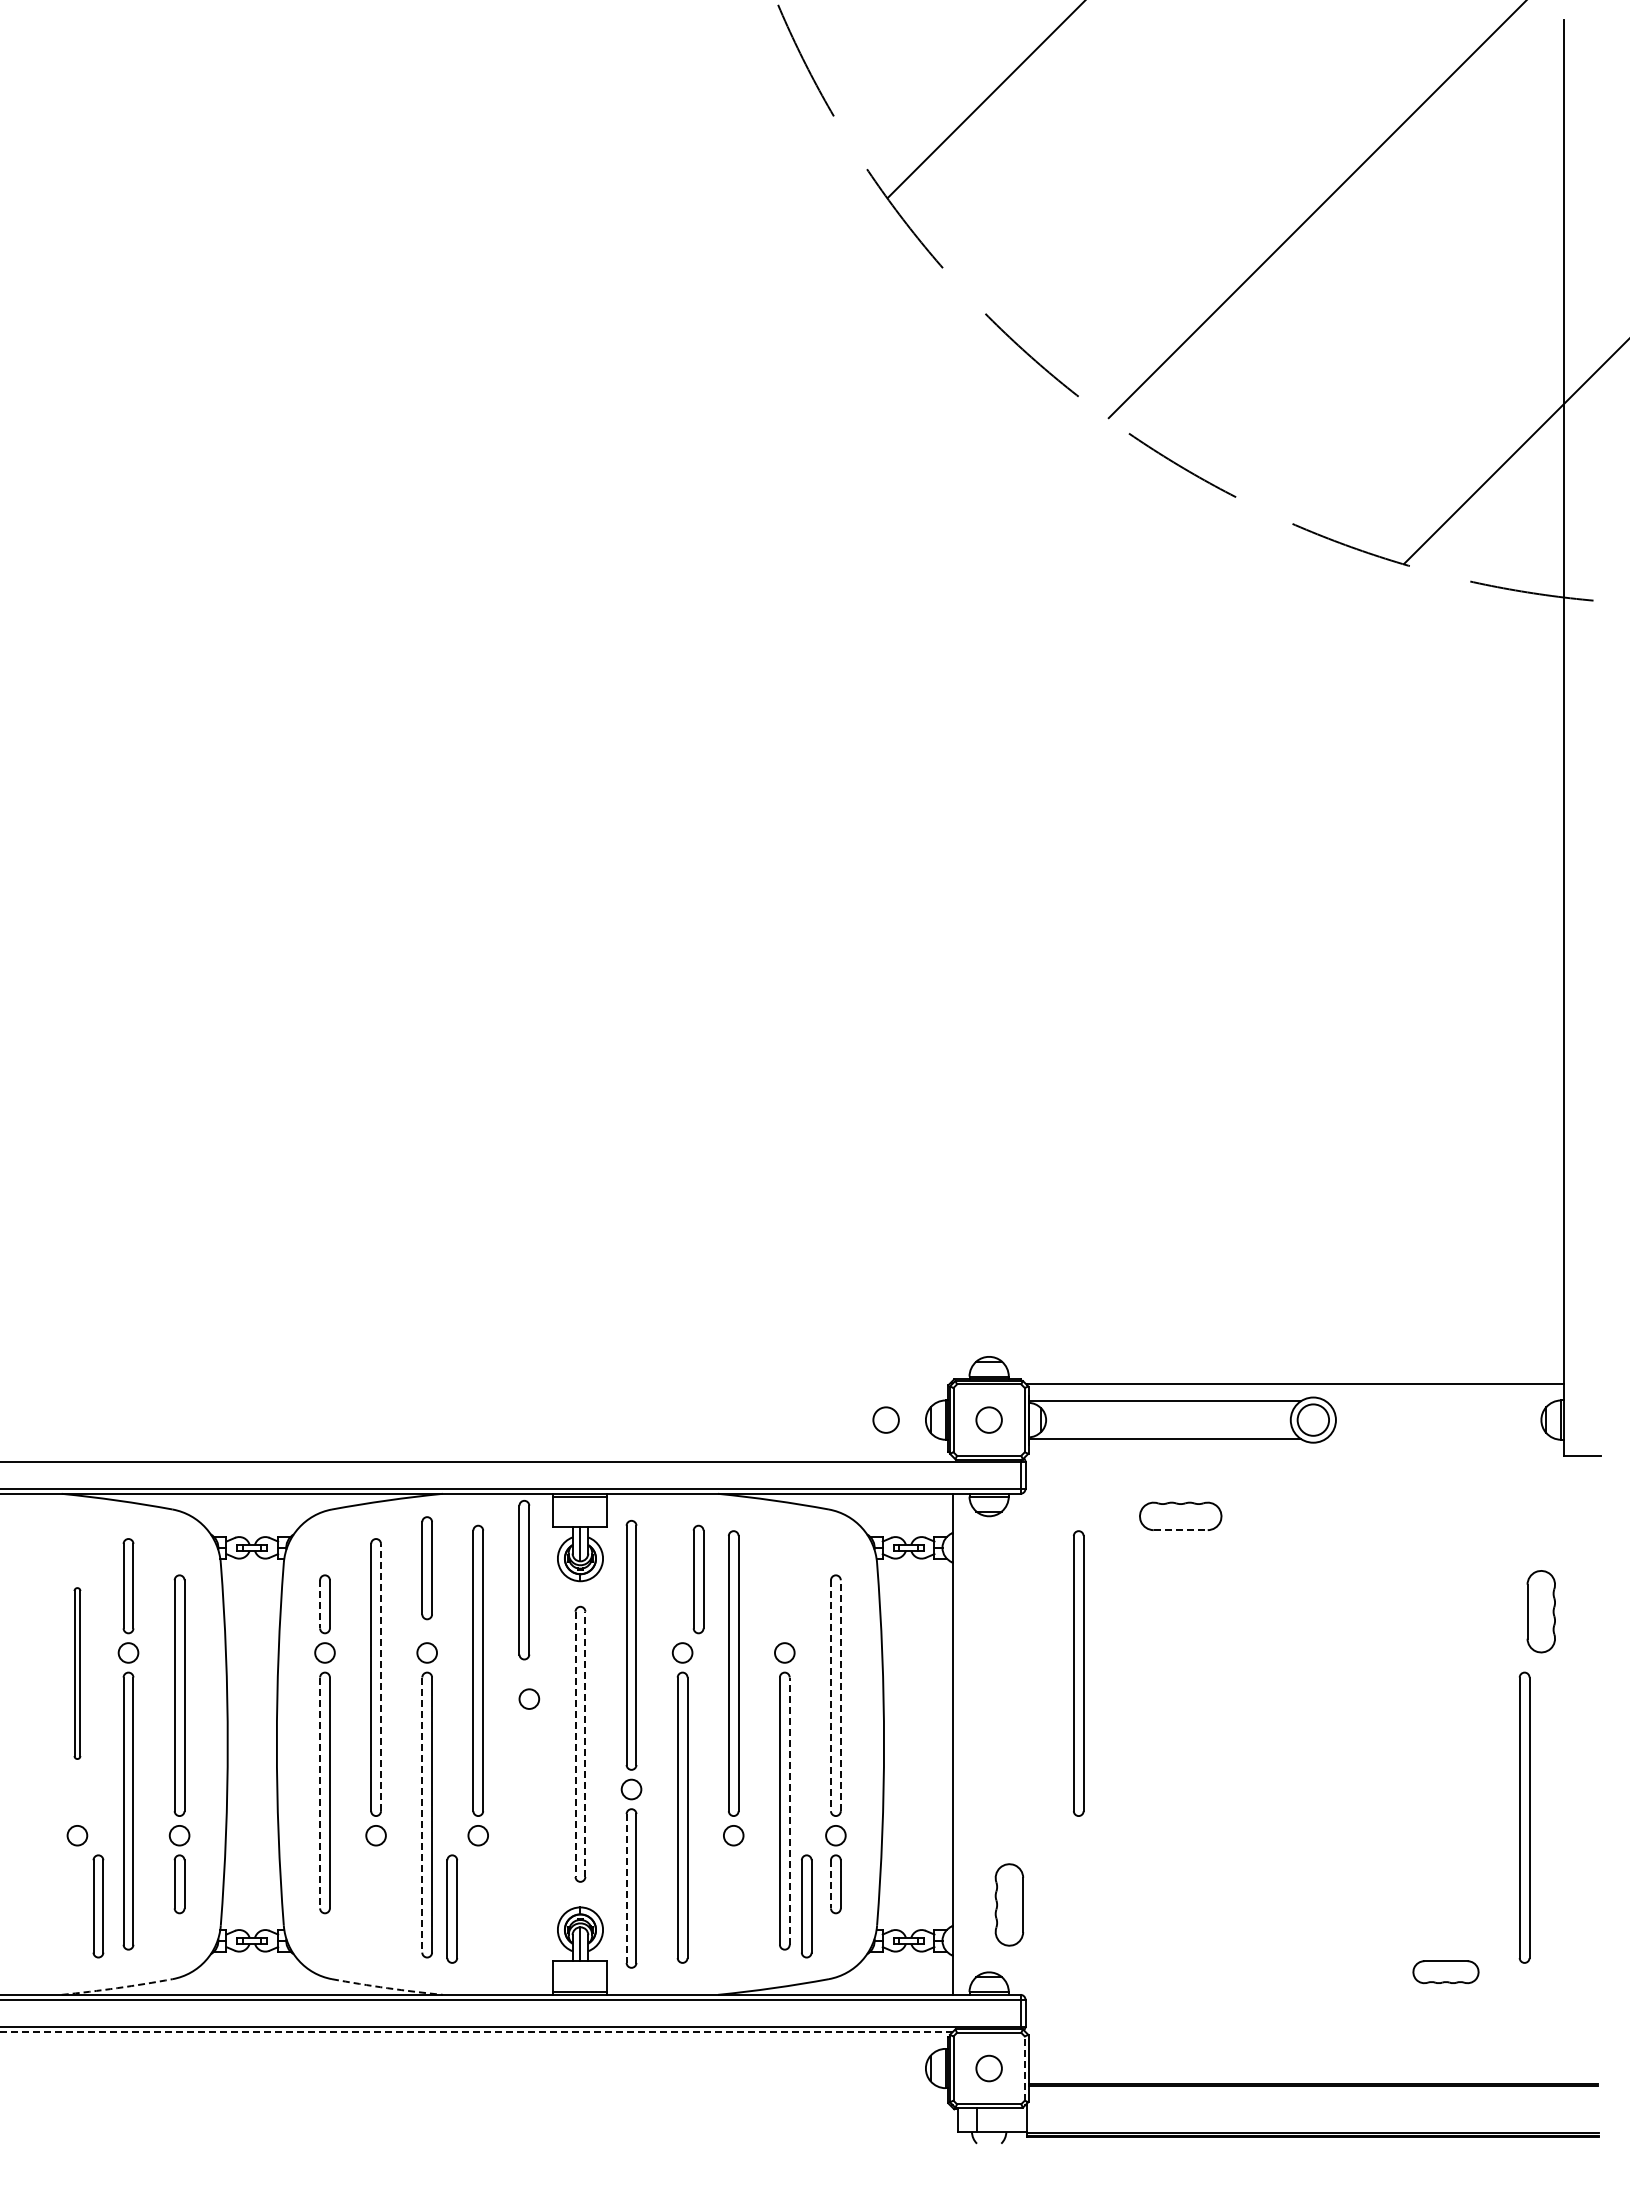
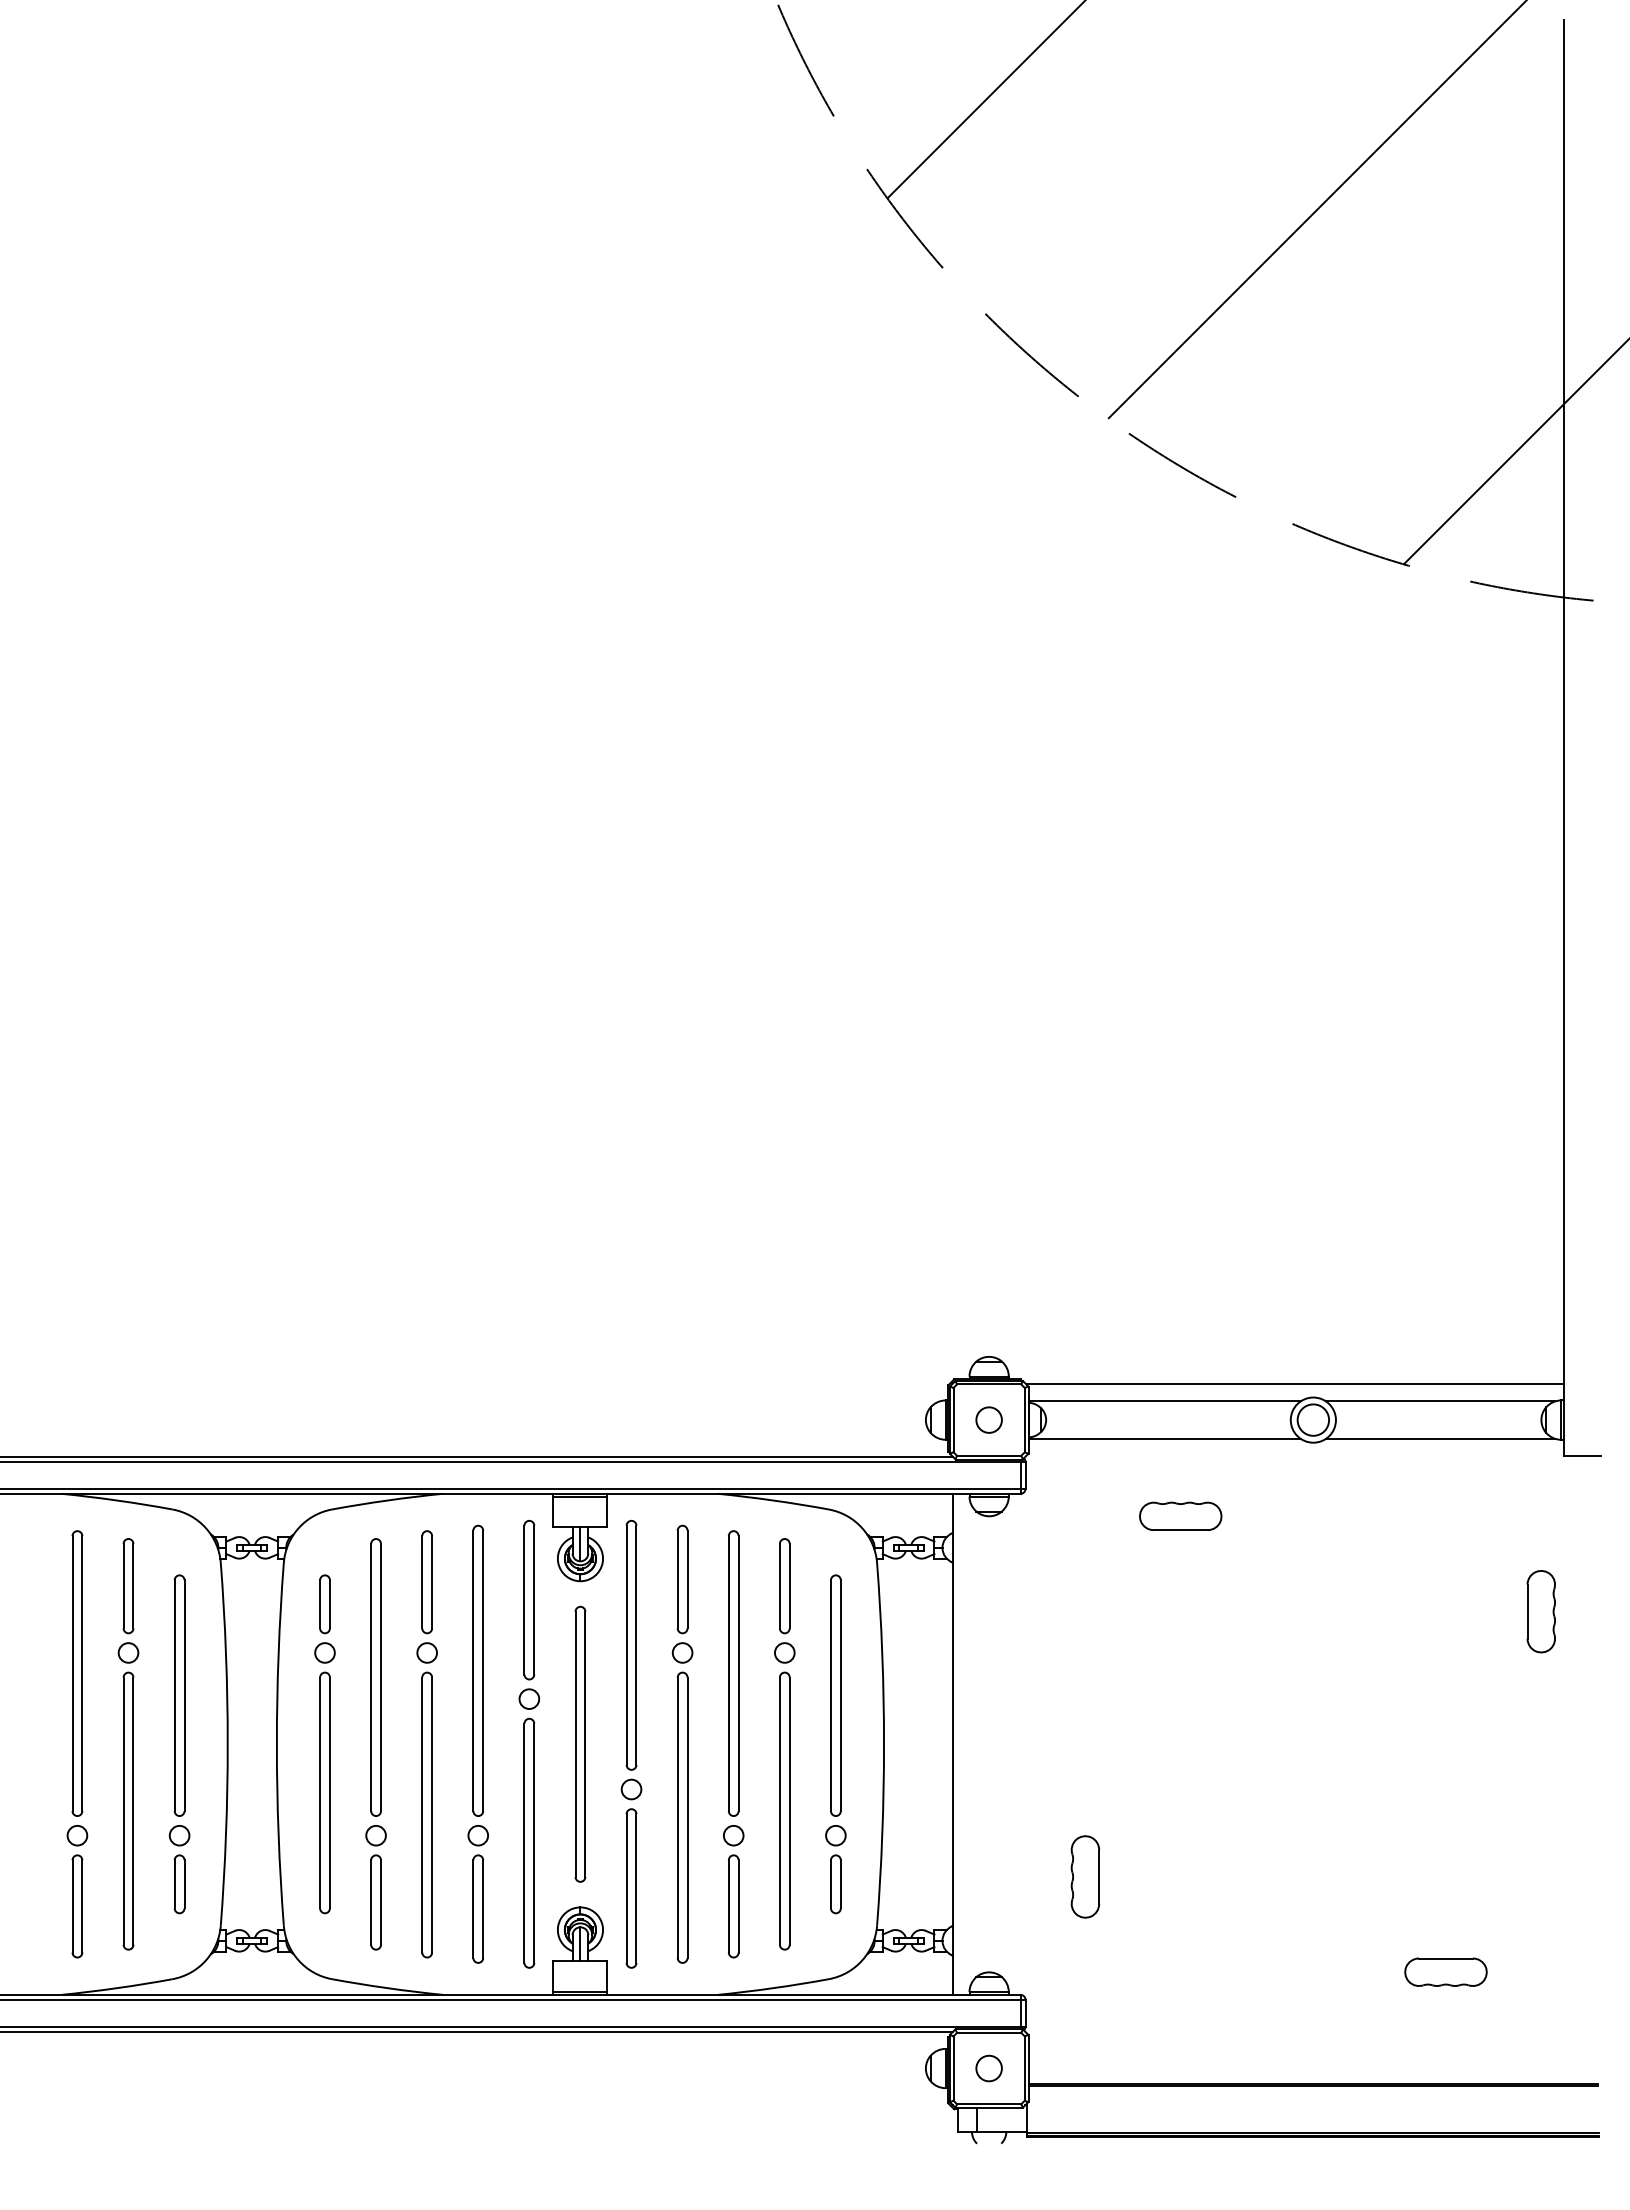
line: none -> present (1440, 1401)
circle: present -> none (885, 1419)
line: none -> present (1440, 1438)
line: none -> present (477, 1456)
line: dashed -> solid (1181, 1530)
part position: (426, 1568) -> (426, 1582) (426, 1582)
part position: (698, 1579) -> (682, 1579) (682, 1579)
part position: (524, 1580) -> (529, 1600) (529, 1600)
part: none -> present (784, 1586)
line: dashed -> solid (320, 1604)
part size: 9x173 px -> 13x287 px (77, 1673)
part: present -> none (1078, 1673)
line: dashed -> solid (381, 1677)
line: dashed -> solid (840, 1695)
line: dashed -> solid (830, 1696)
line: dashed -> solid (575, 1744)
line: dashed -> solid (585, 1744)
line: dashed -> solid (320, 1793)
line: dashed -> solid (789, 1811)
line: dashed -> solid (422, 1815)
part: present -> none (1524, 1817)
part: none -> present (529, 1842)
line: dashed -> solid (830, 1884)
line: dashed -> solid (626, 1889)
part: none -> present (375, 1902)
part position: (1009, 1904) -> (1085, 1876) (1085, 1876)
part position: (98, 1906) -> (77, 1906) (77, 1906)
part position: (806, 1906) -> (733, 1906) (733, 1906)
part position: (451, 1908) -> (477, 1908) (477, 1908)
part size: 68x25 px -> 84x30 px (1445, 1971)
arc: dashed -> solid (117, 1988)
arc: dashed -> solid (387, 1988)
line: dashed -> solid (476, 2031)
line: dashed -> solid (1024, 2068)
